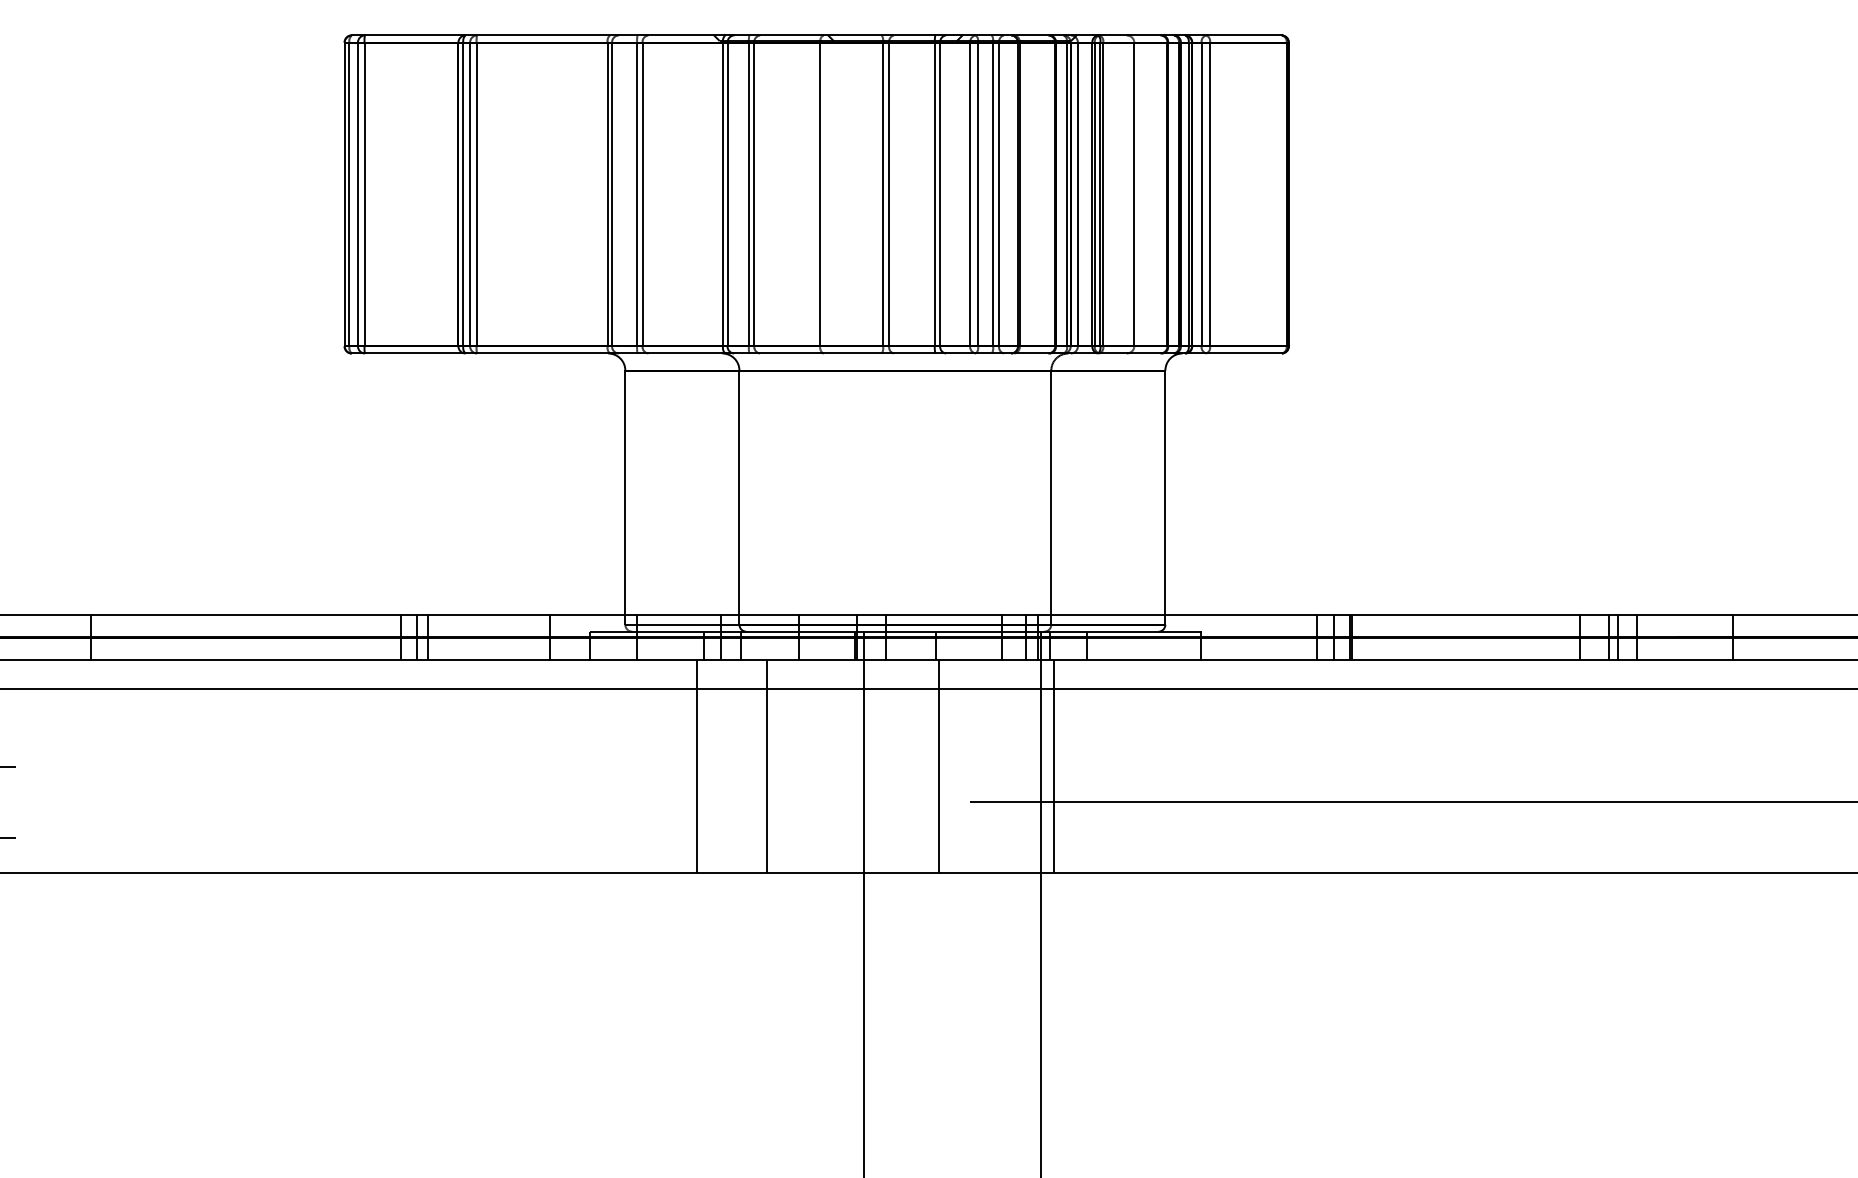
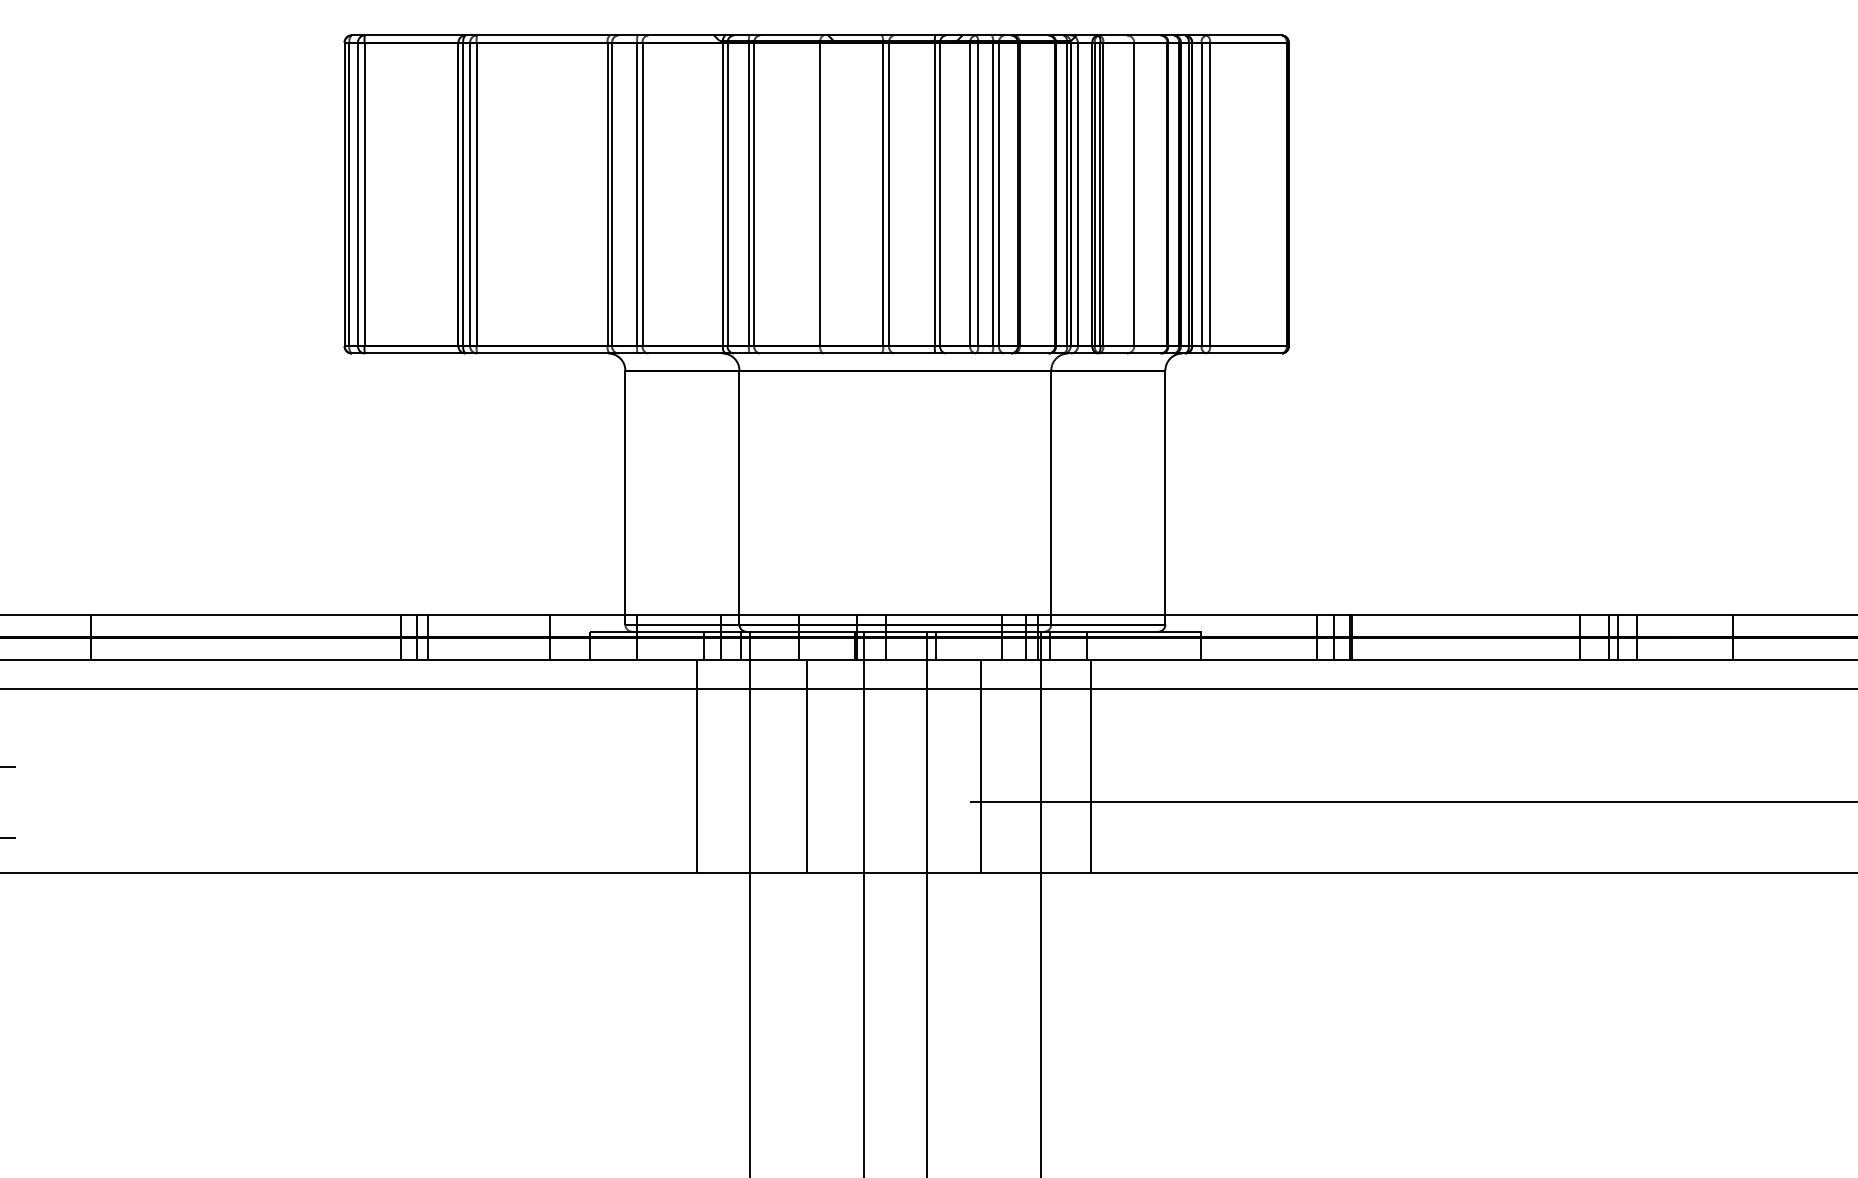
line position: (766, 766) -> (806, 766) (806, 766)
line position: (939, 766) -> (981, 766) (981, 766)
line position: (1053, 766) -> (1090, 766) (1090, 766)
line: none -> present (749, 902)
line: none -> present (927, 902)
